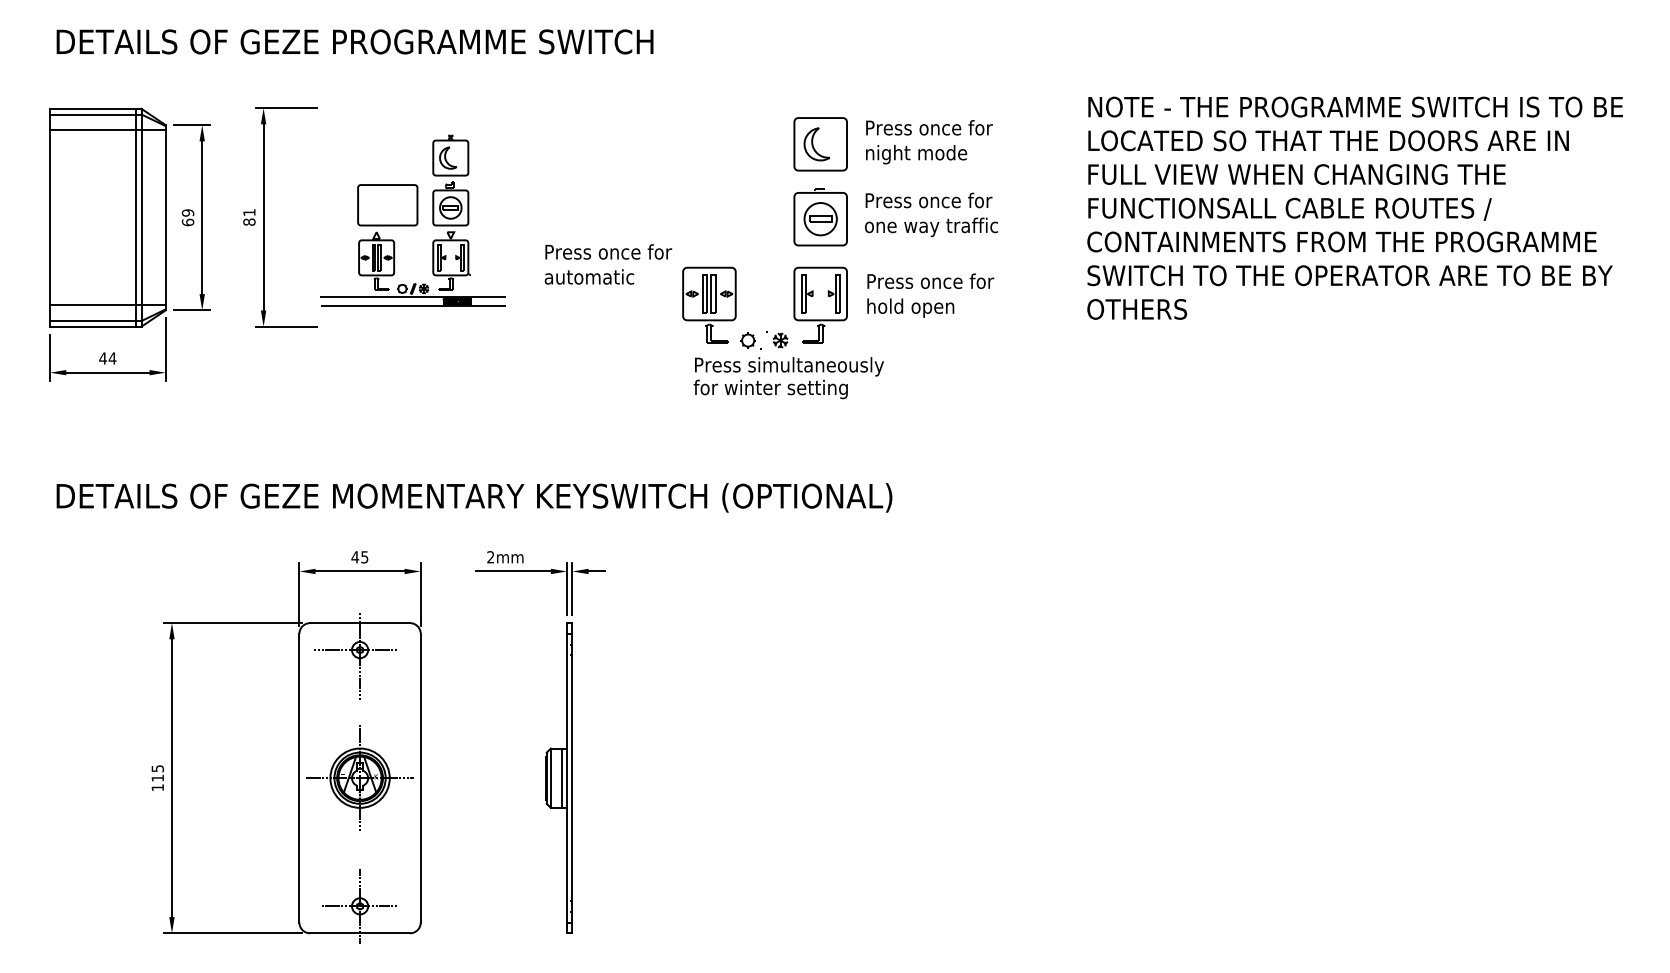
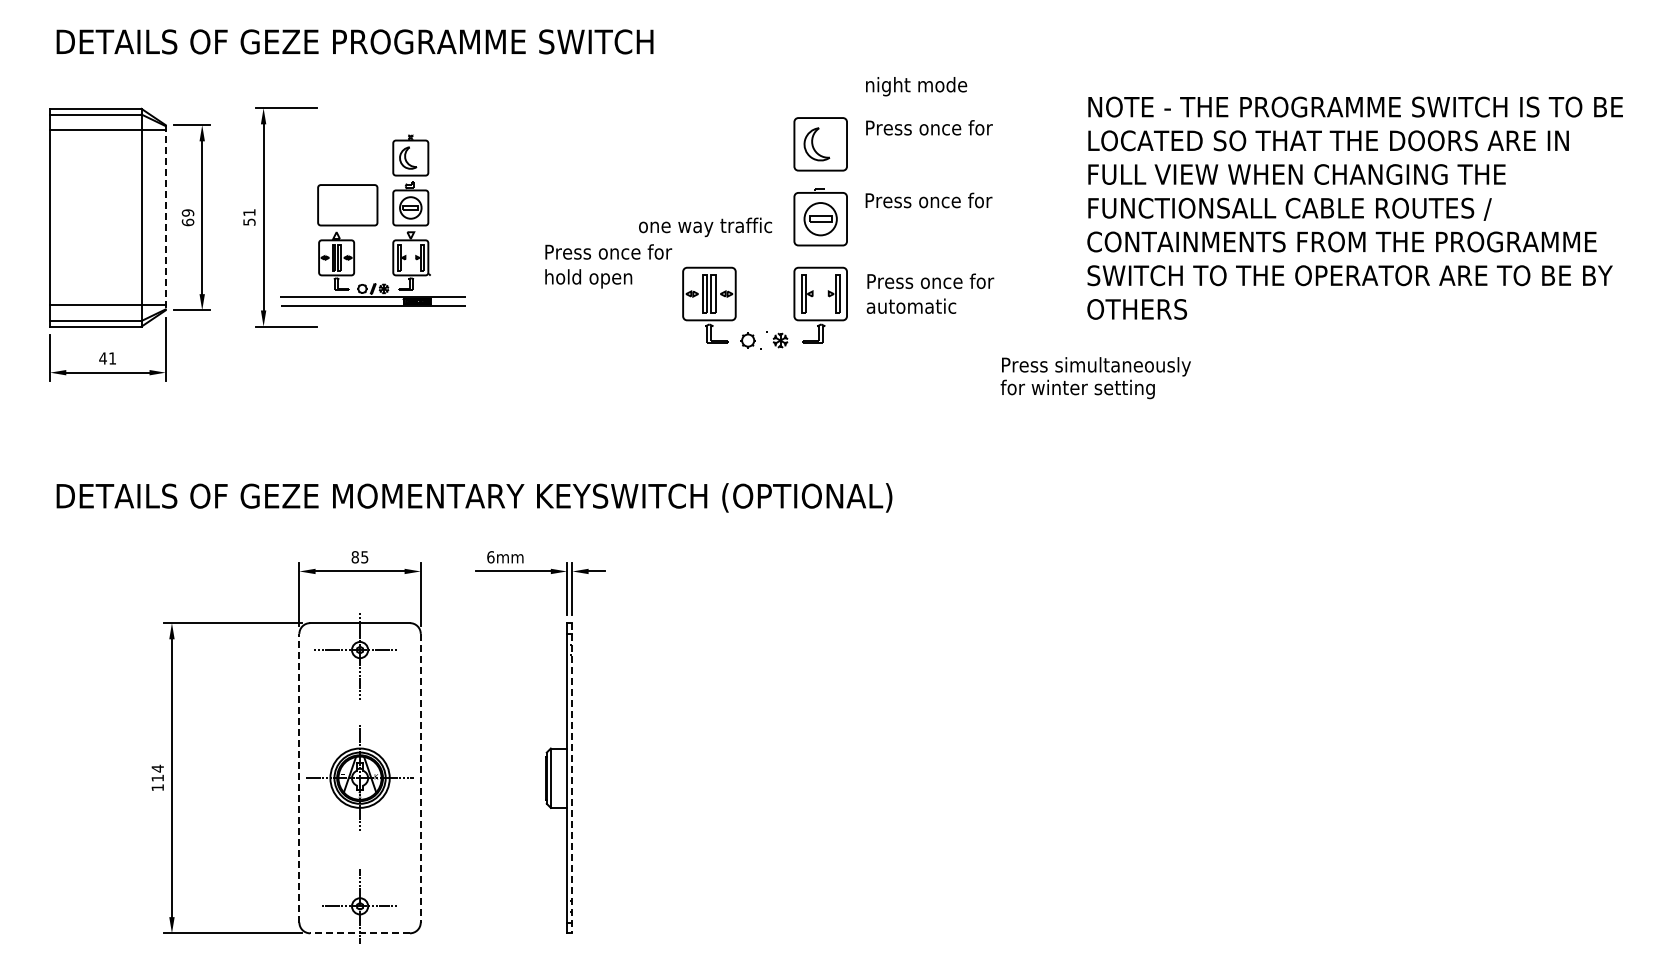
text position: (916, 154) -> (916, 86) (916, 86)
line: present -> none (136, 217)
line: solid -> dashed (165, 217)
part position: (412, 220) -> (372, 220) (372, 220)
text: 81 -> 51 (249, 221)
text position: (931, 227) -> (705, 227) (705, 227)
text: automatic -> hold open (589, 278)
text: hold open -> automatic (911, 307)
text: 44 -> 41 (112, 358)
text position: (788, 378) -> (1095, 378) (1095, 378)
text: 45 -> 85 (355, 557)
text: 2mm -> 6mm (490, 557)
text: 115 -> 114 (157, 768)
line: solid -> dashed (299, 777)
line: present -> none (561, 777)
line: solid -> dashed (420, 778)
line: solid -> dashed (572, 778)
line: solid -> dashed (360, 933)
